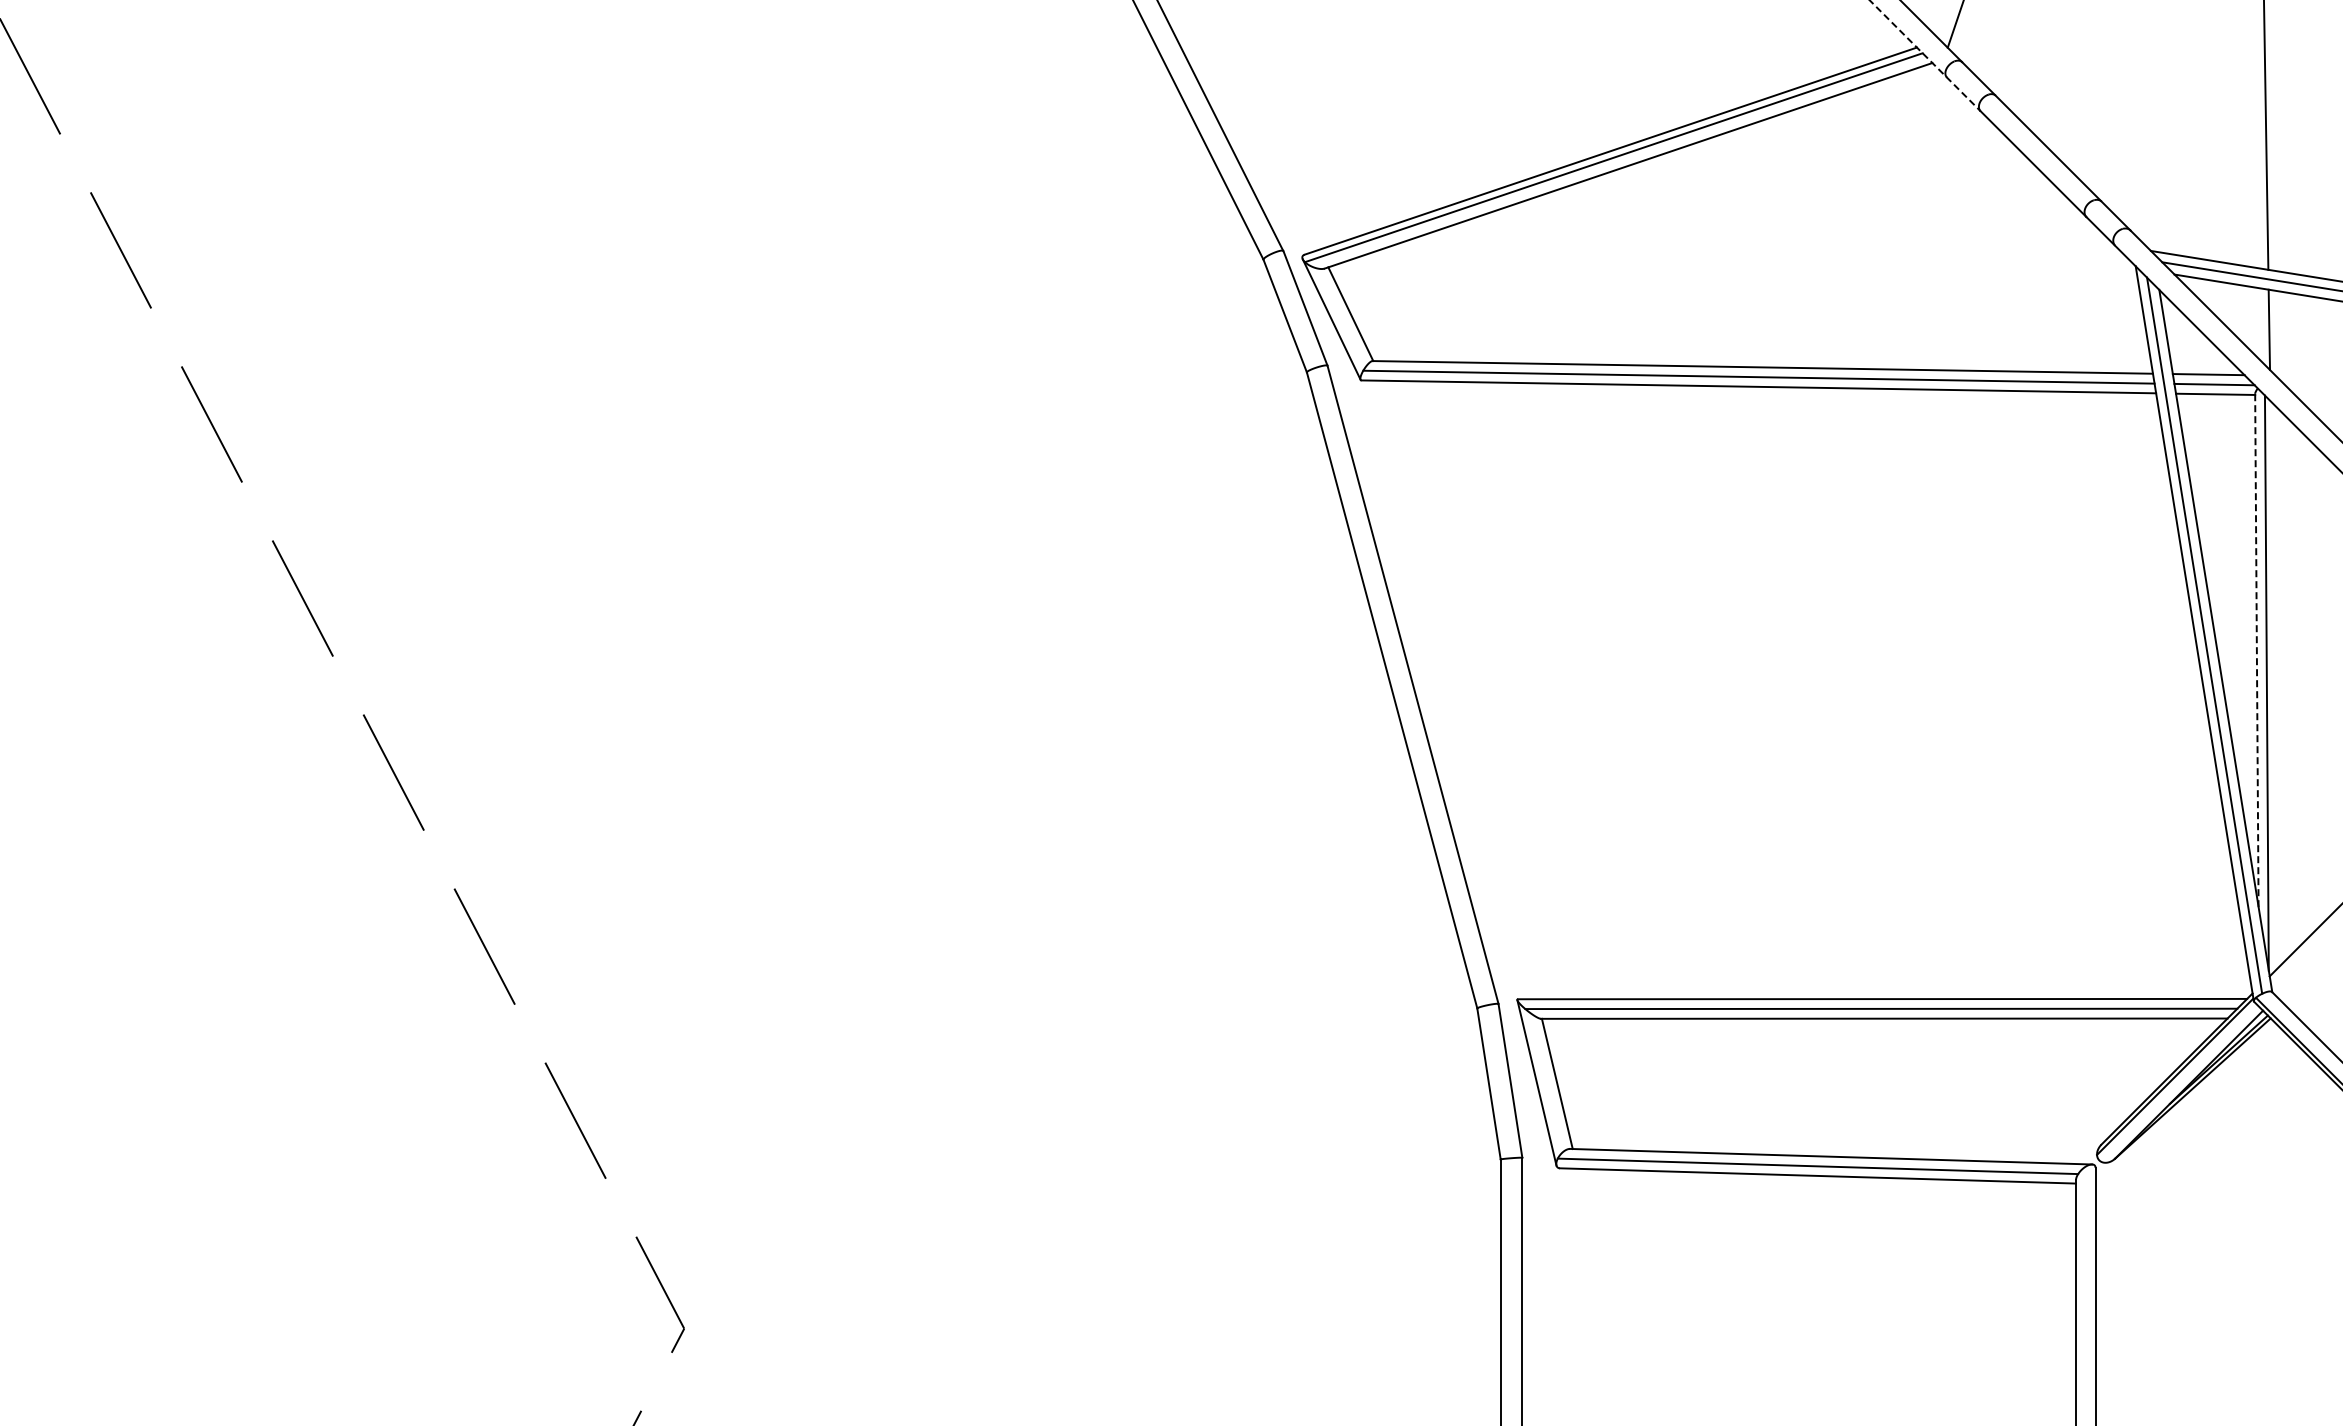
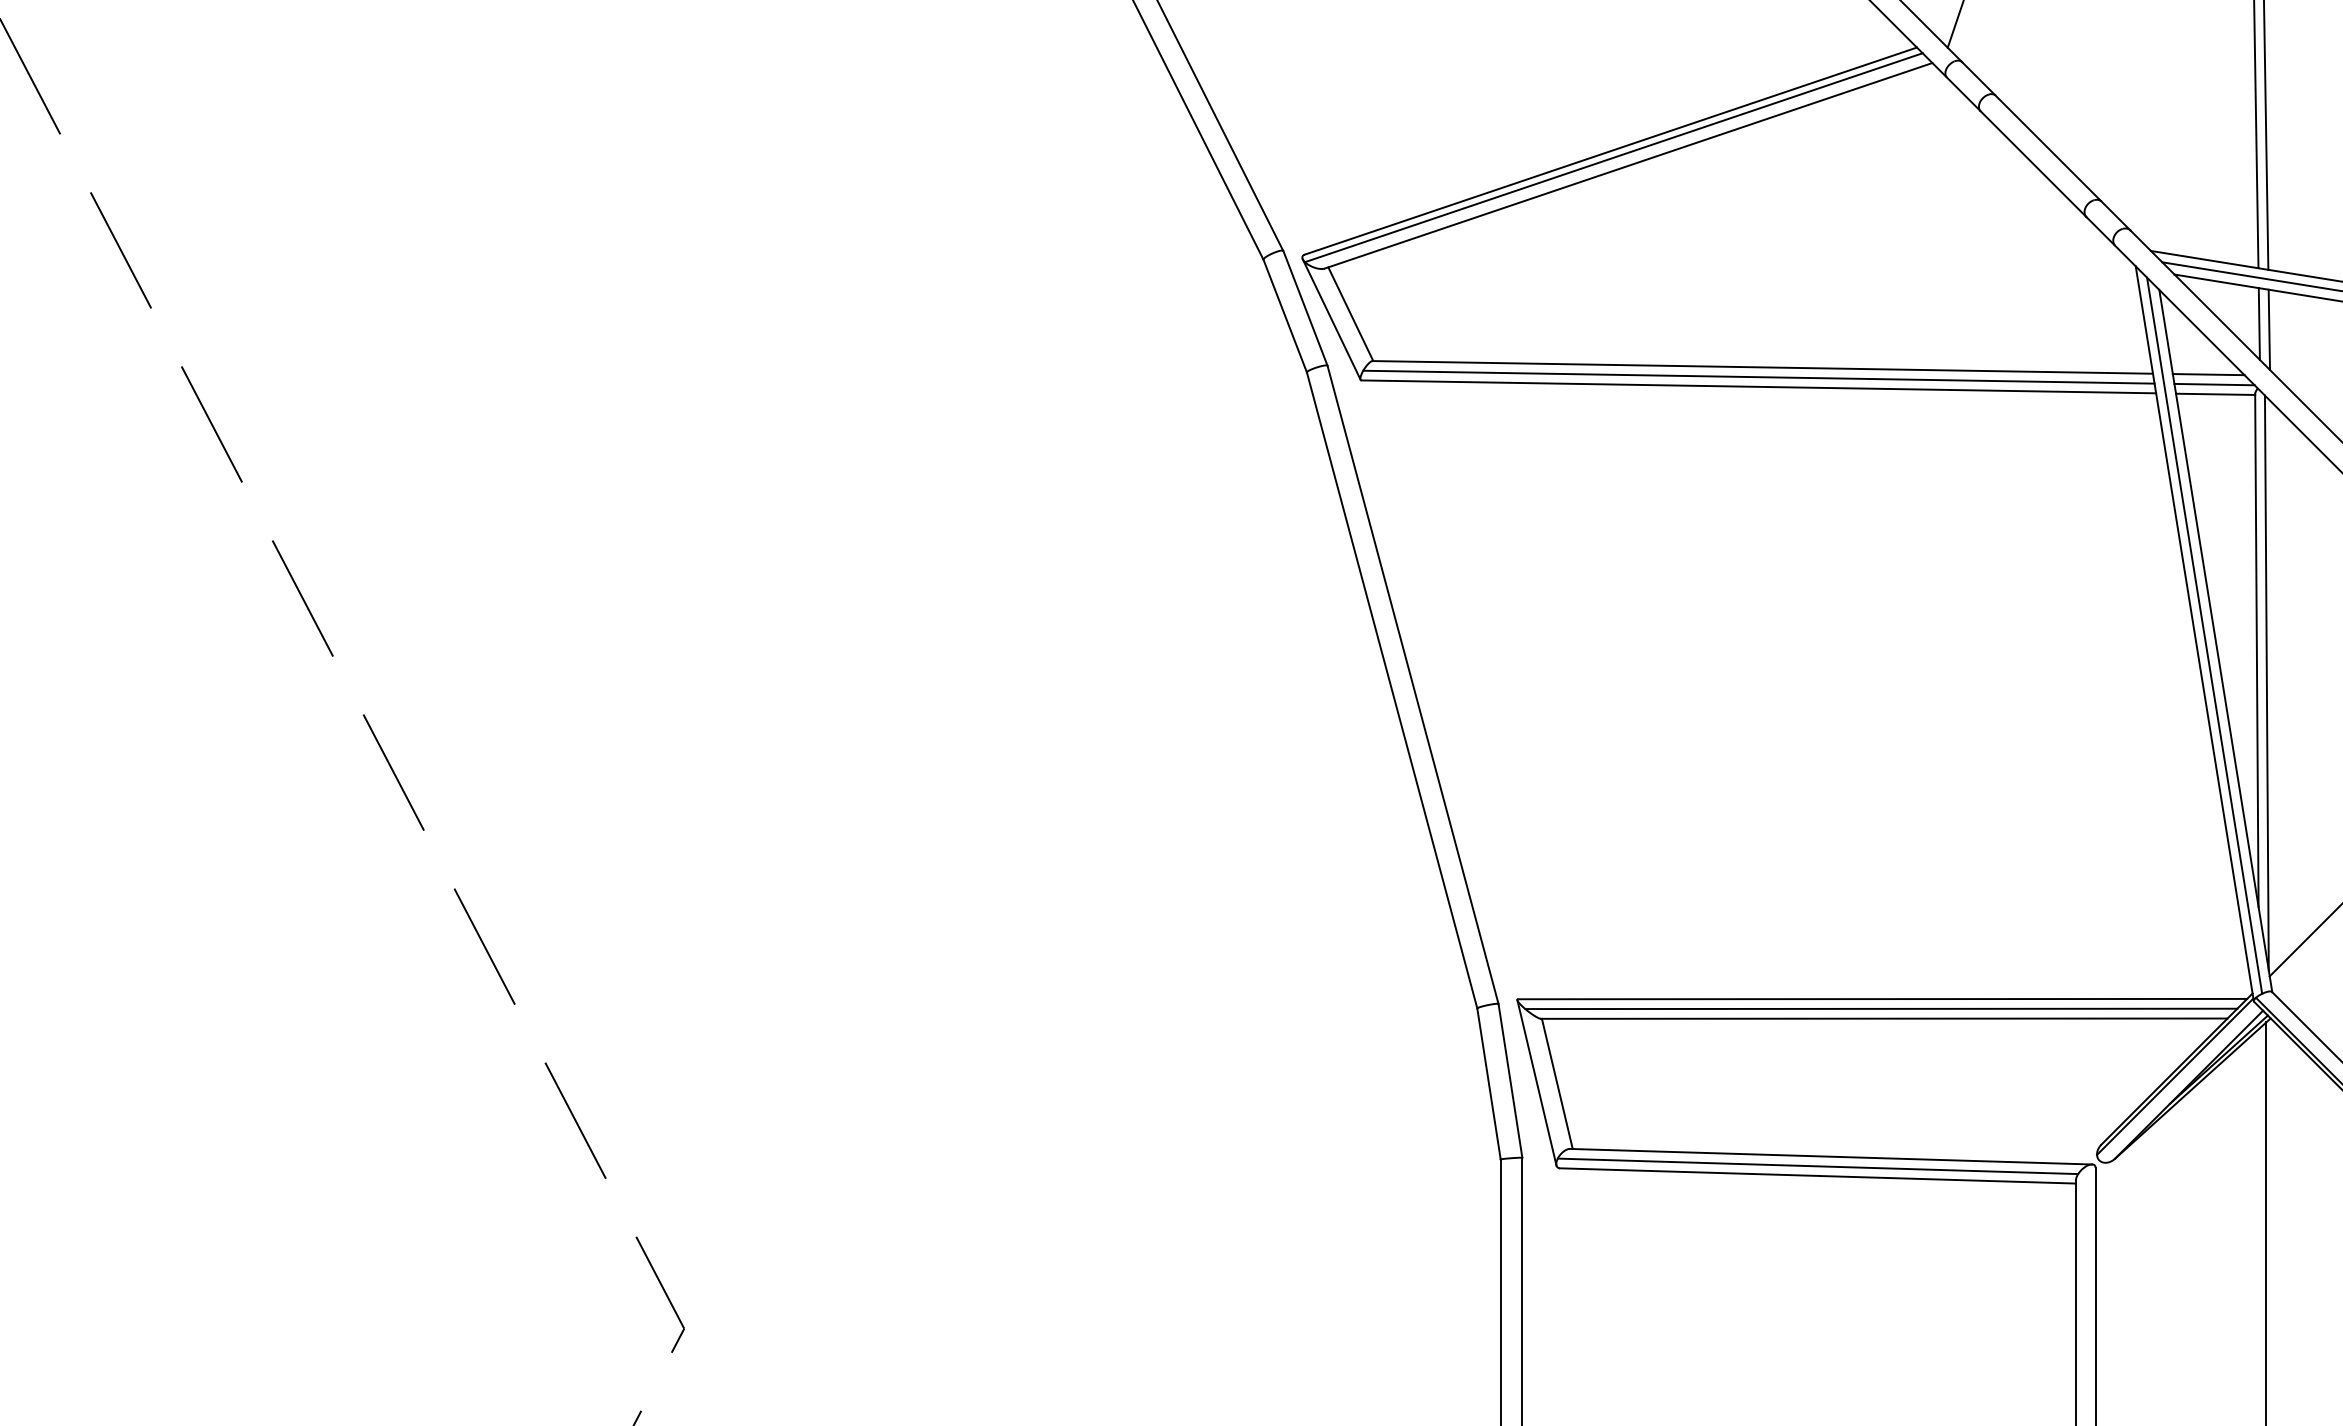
line: dashed -> solid (1925, 56)
line: none -> present (2256, 135)
line: none -> present (2258, 323)
line: dashed -> solid (2256, 650)
line: none -> present (2266, 1222)
